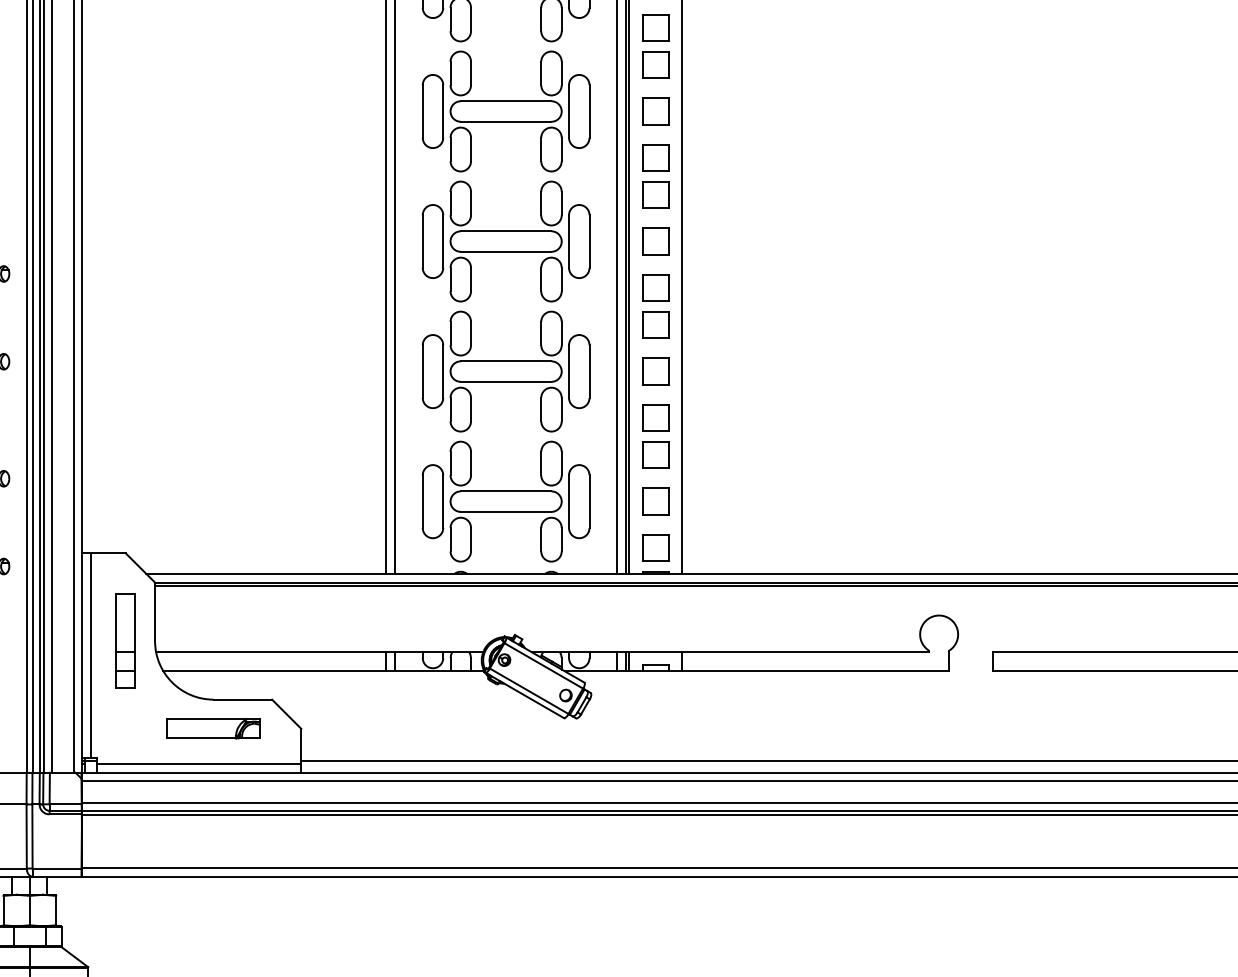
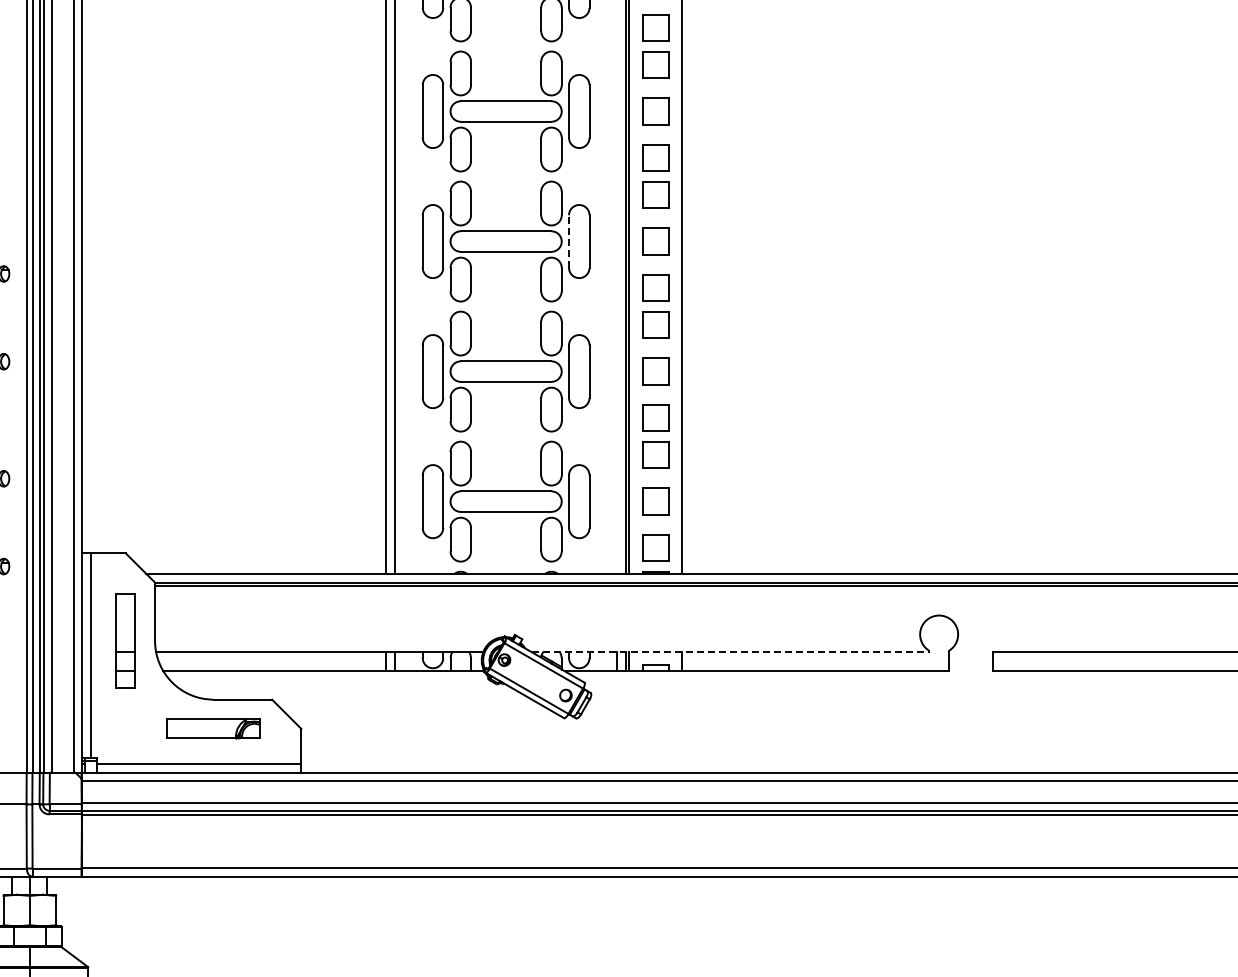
line: solid -> dashed (569, 241)
line: present -> none (617, 287)
line: solid -> dashed (730, 652)
line: present -> none (767, 761)
